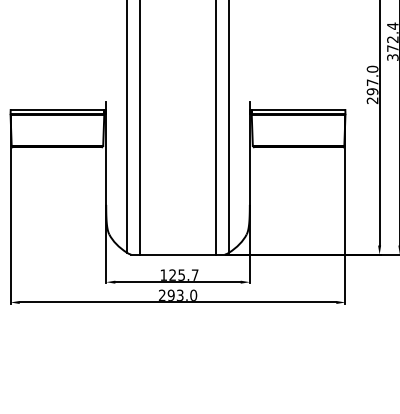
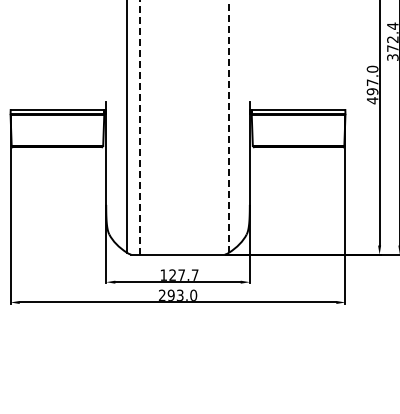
text: 297.0 -> 497.0 (372, 100)
line: solid -> dashed (139, 126)
line: solid -> dashed (229, 126)
line: present -> none (216, 128)
text: 125.7 -> 127.7 (181, 274)
